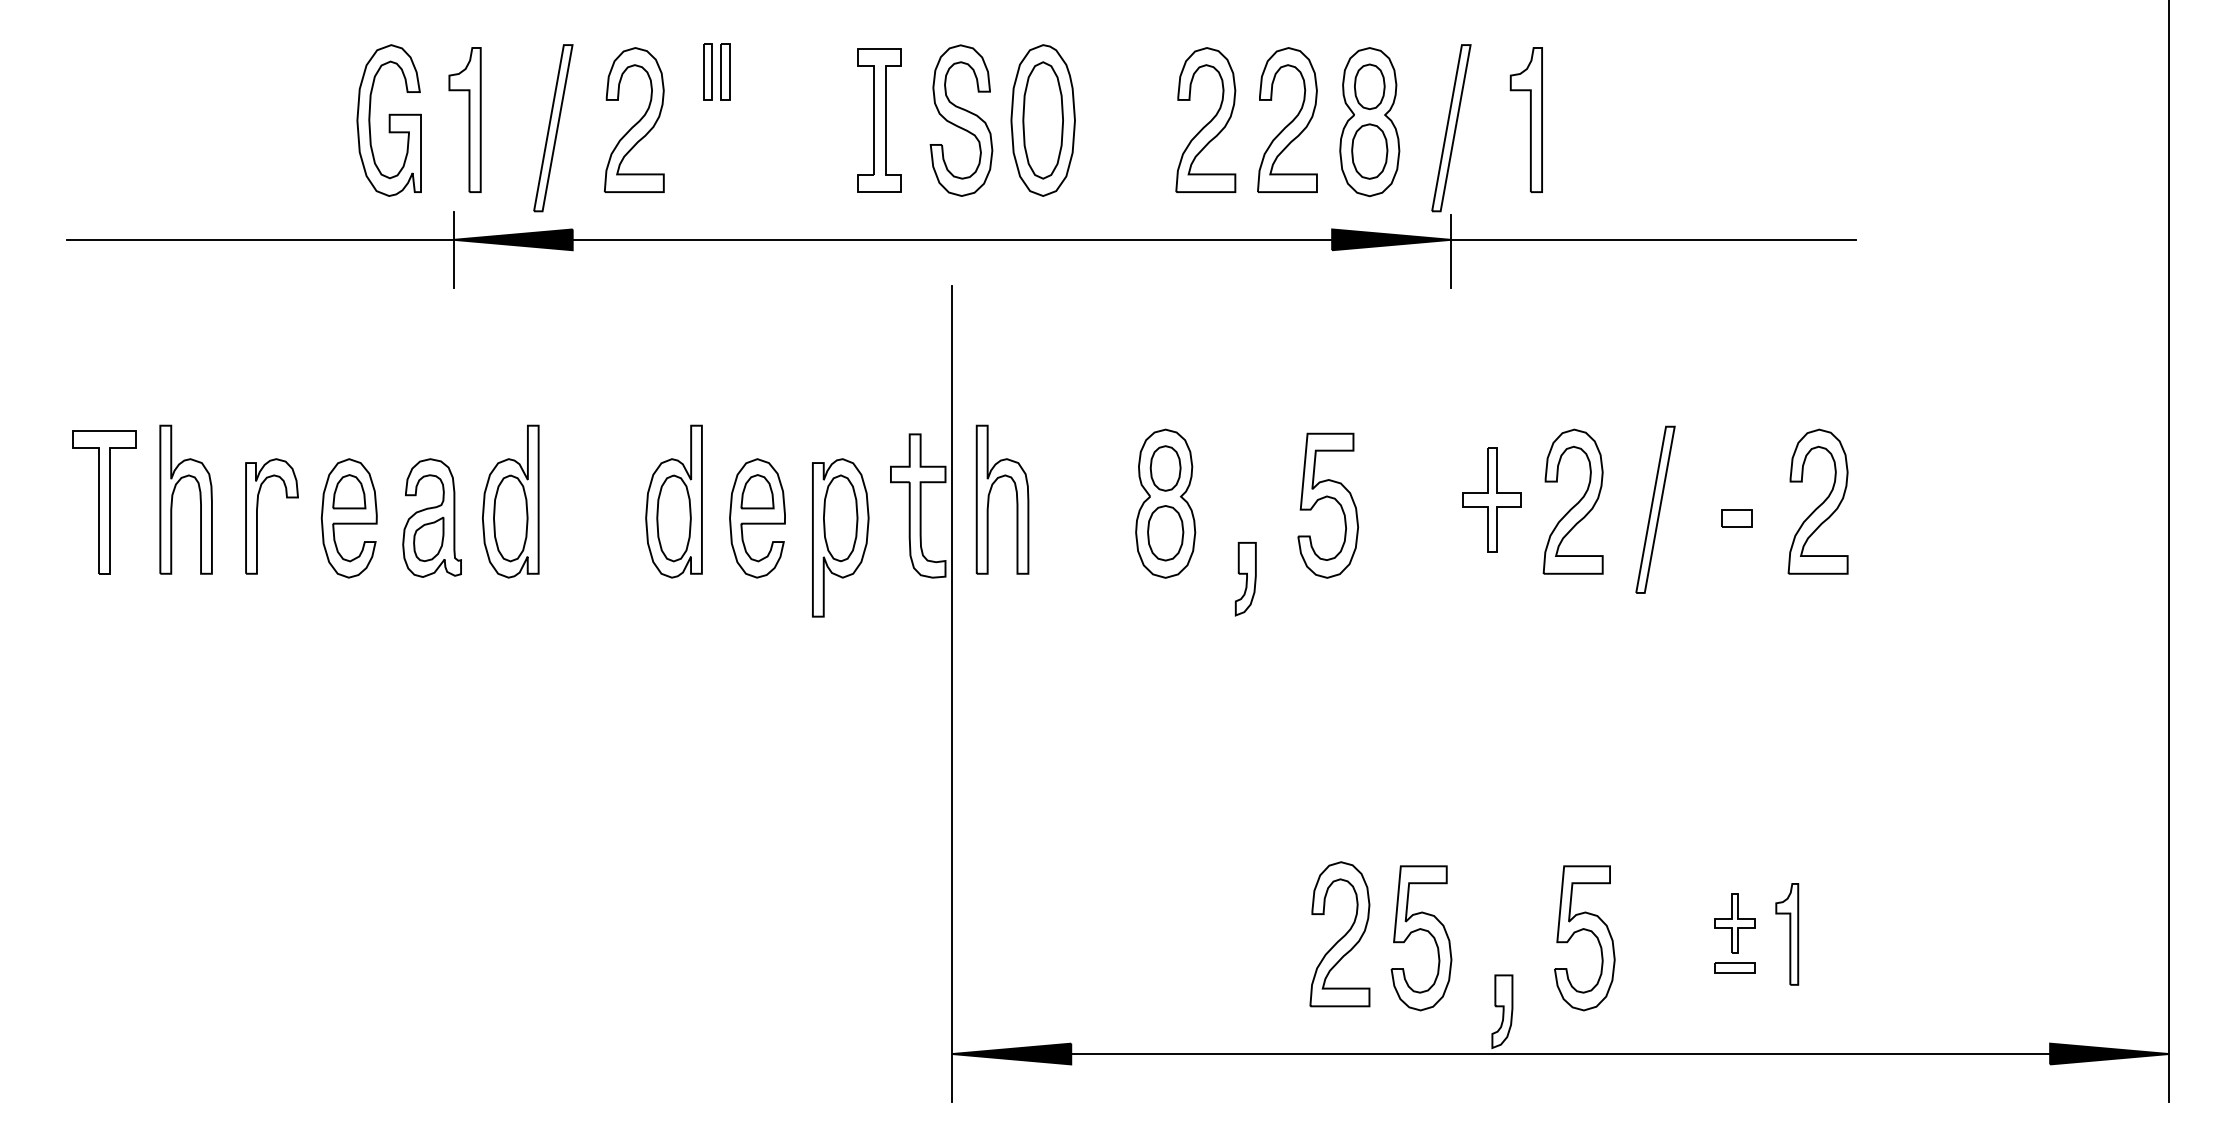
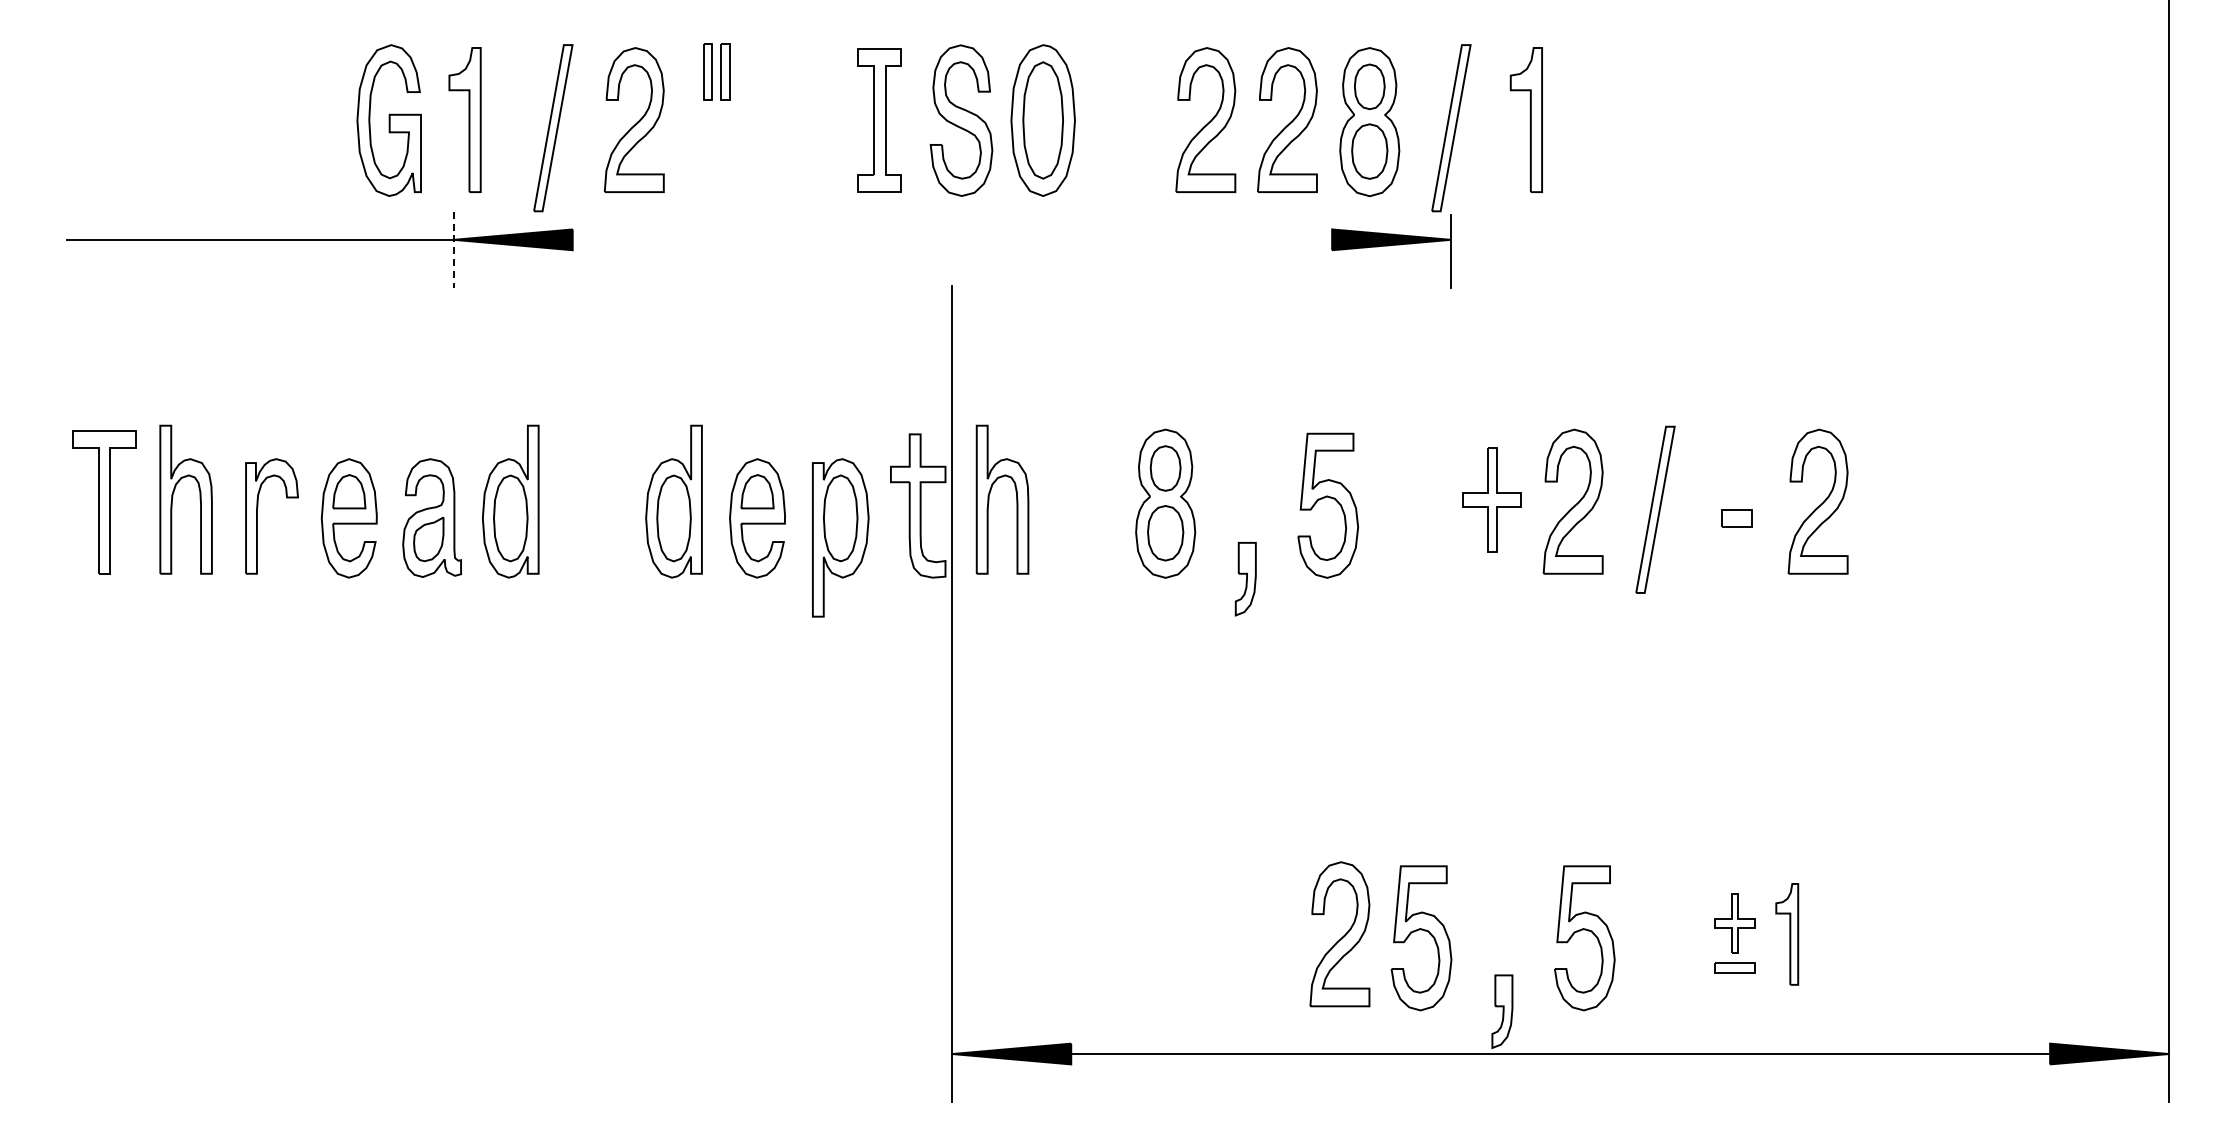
line: present -> none (952, 239)
line: present -> none (1653, 239)
line: solid -> dashed (453, 249)
